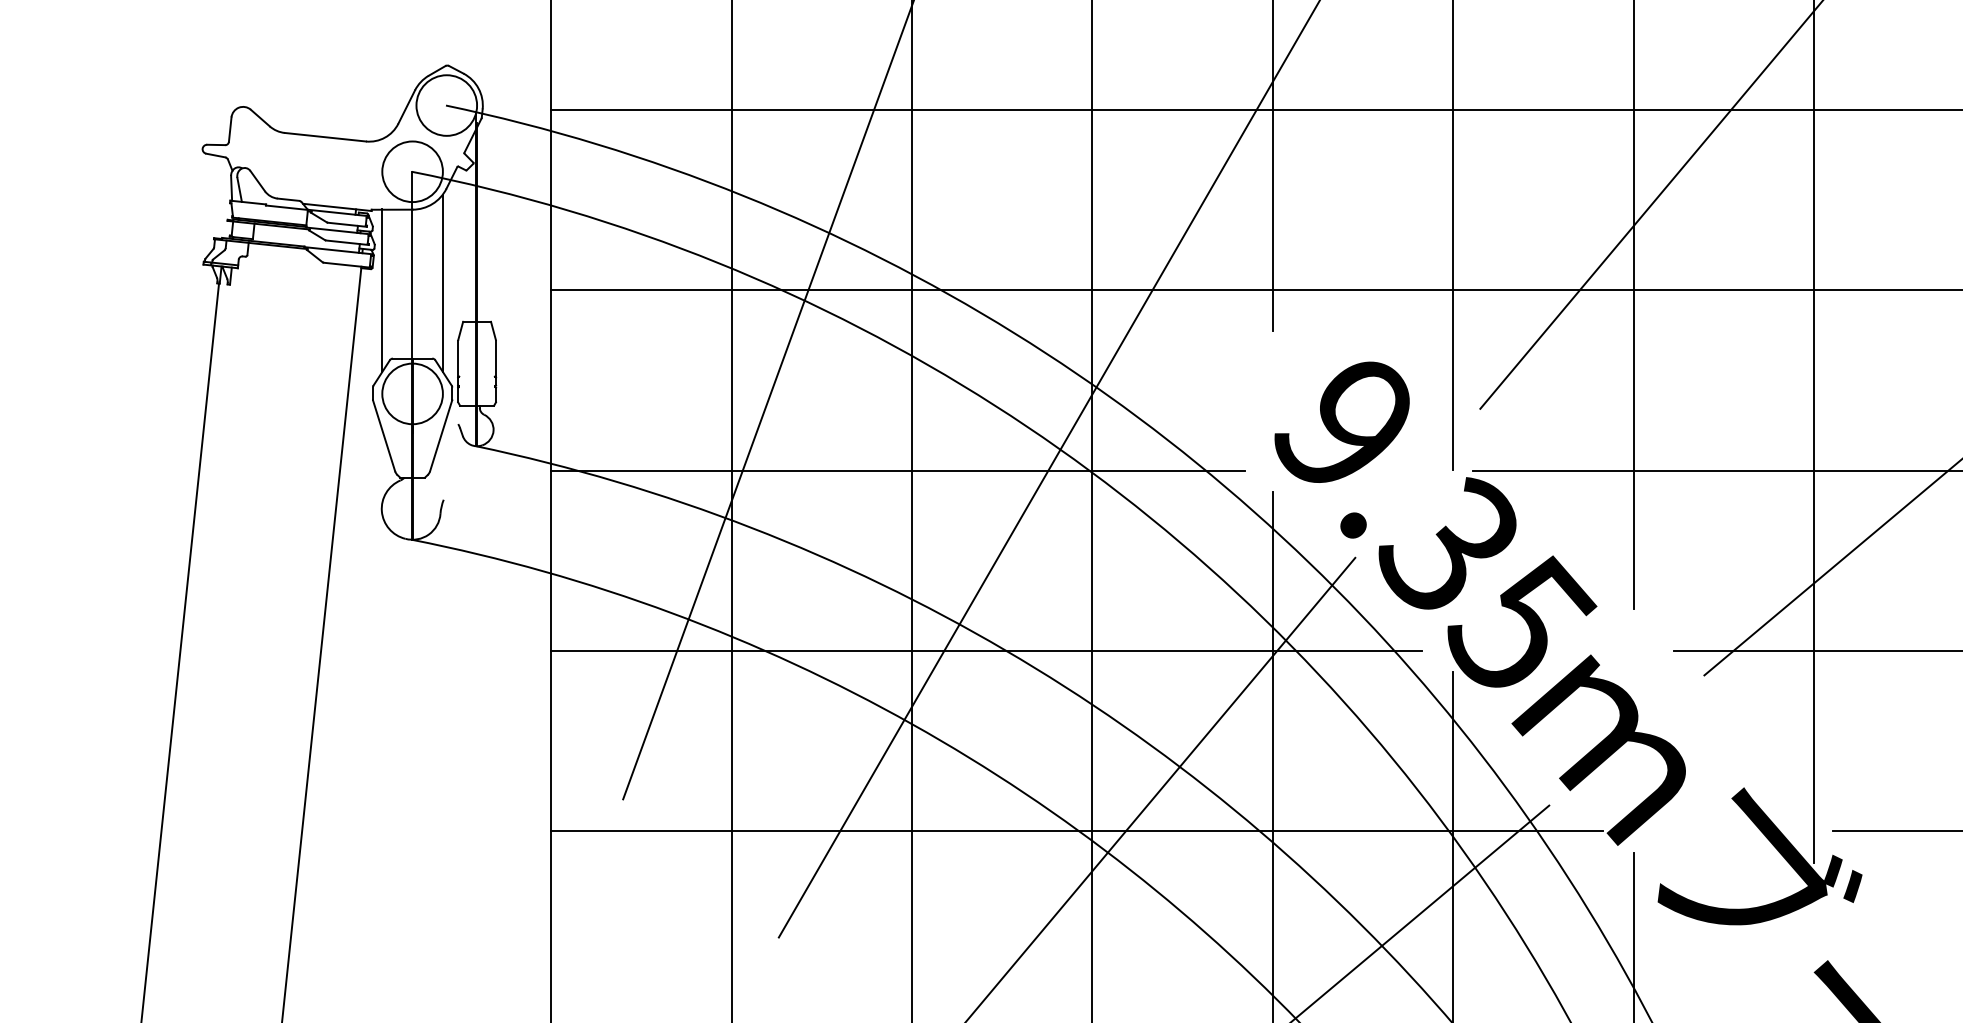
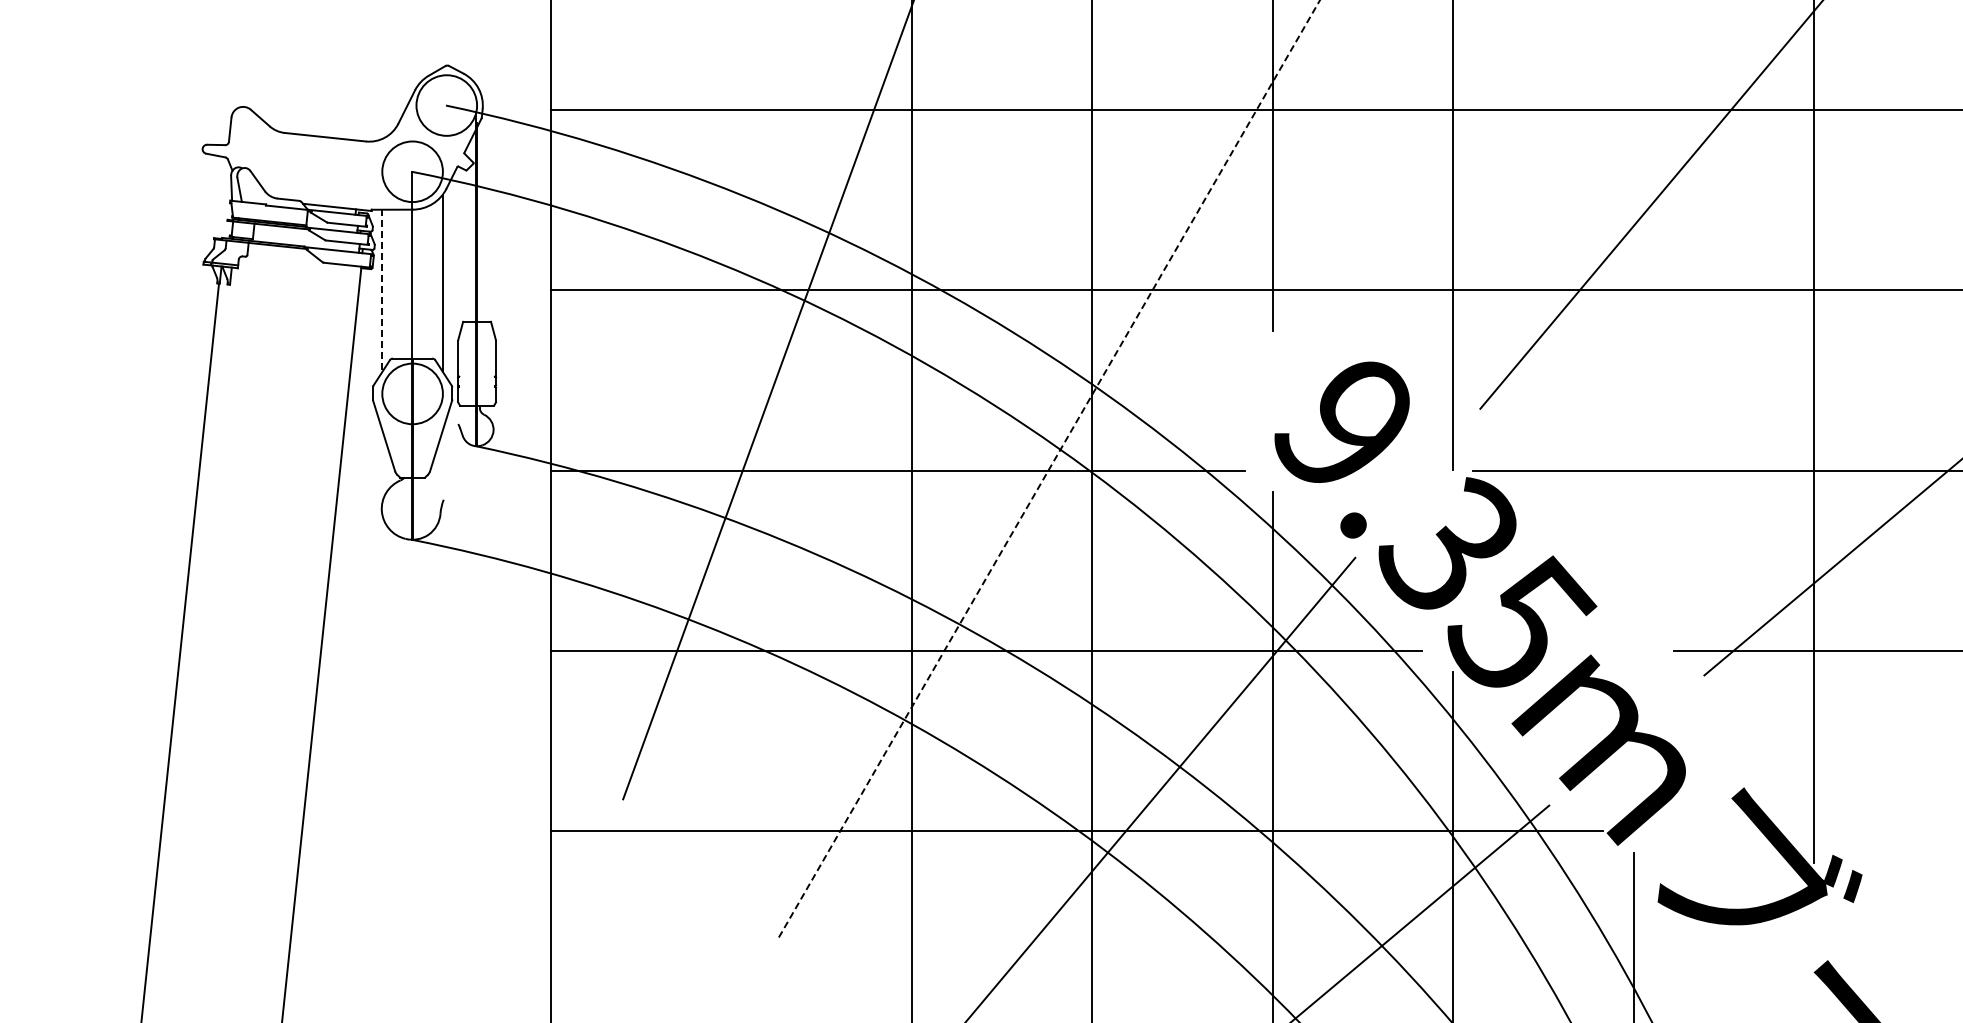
line: solid -> dashed (382, 291)
line: present -> none (1633, 305)
line: solid -> dashed (1049, 469)
line: present -> none (731, 510)
line: present -> none (1895, 831)
